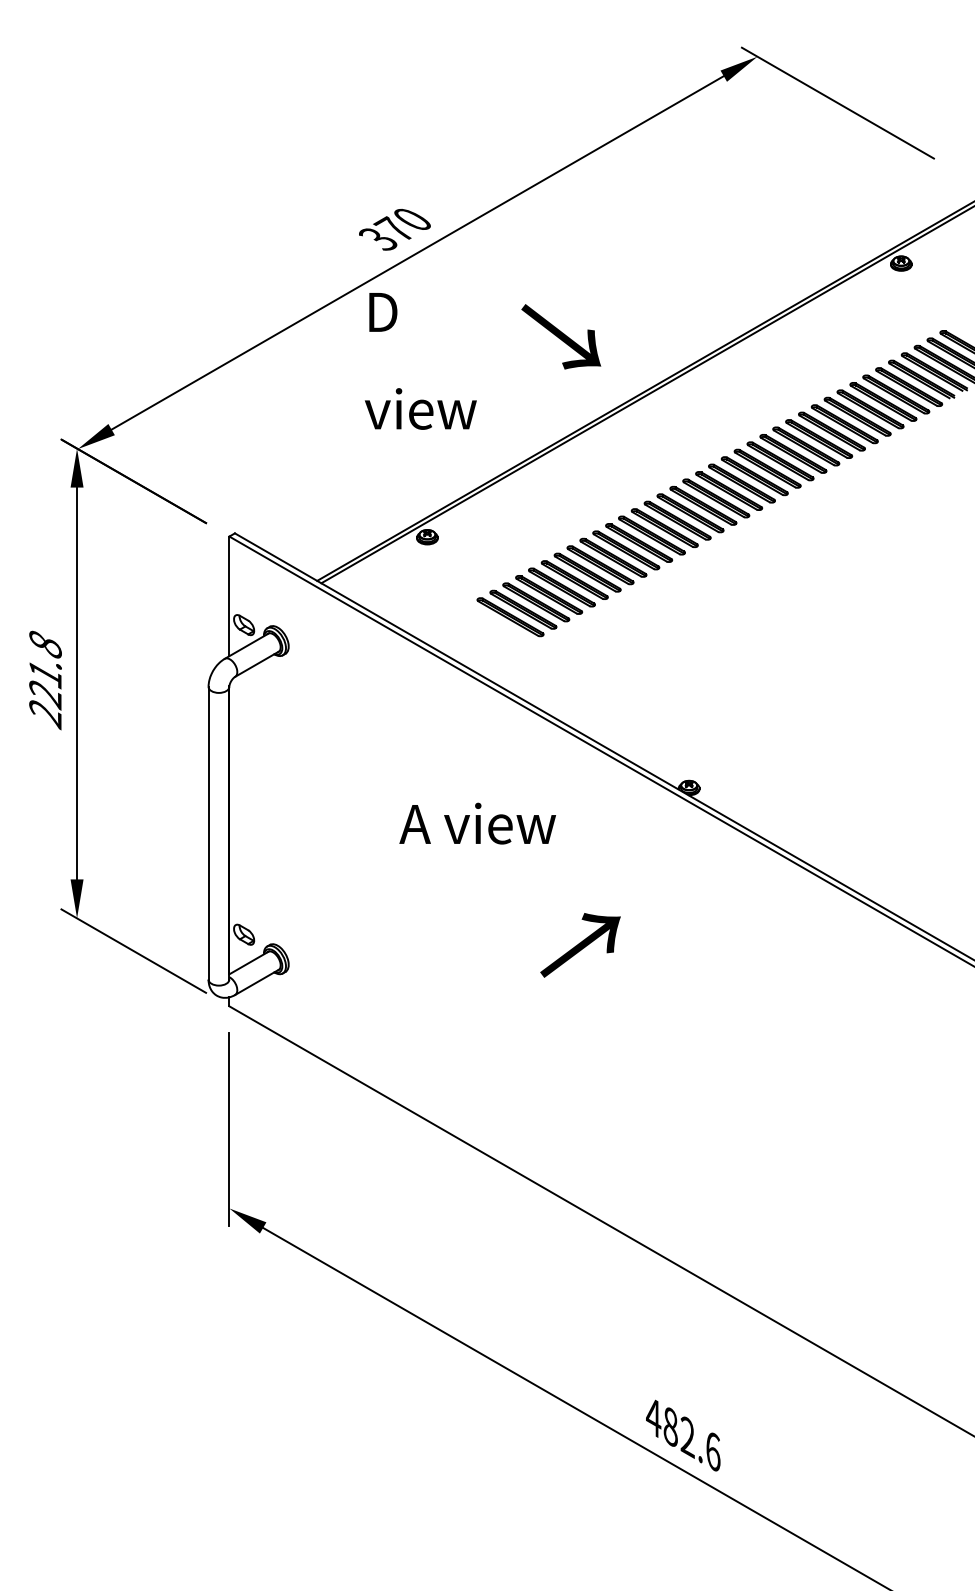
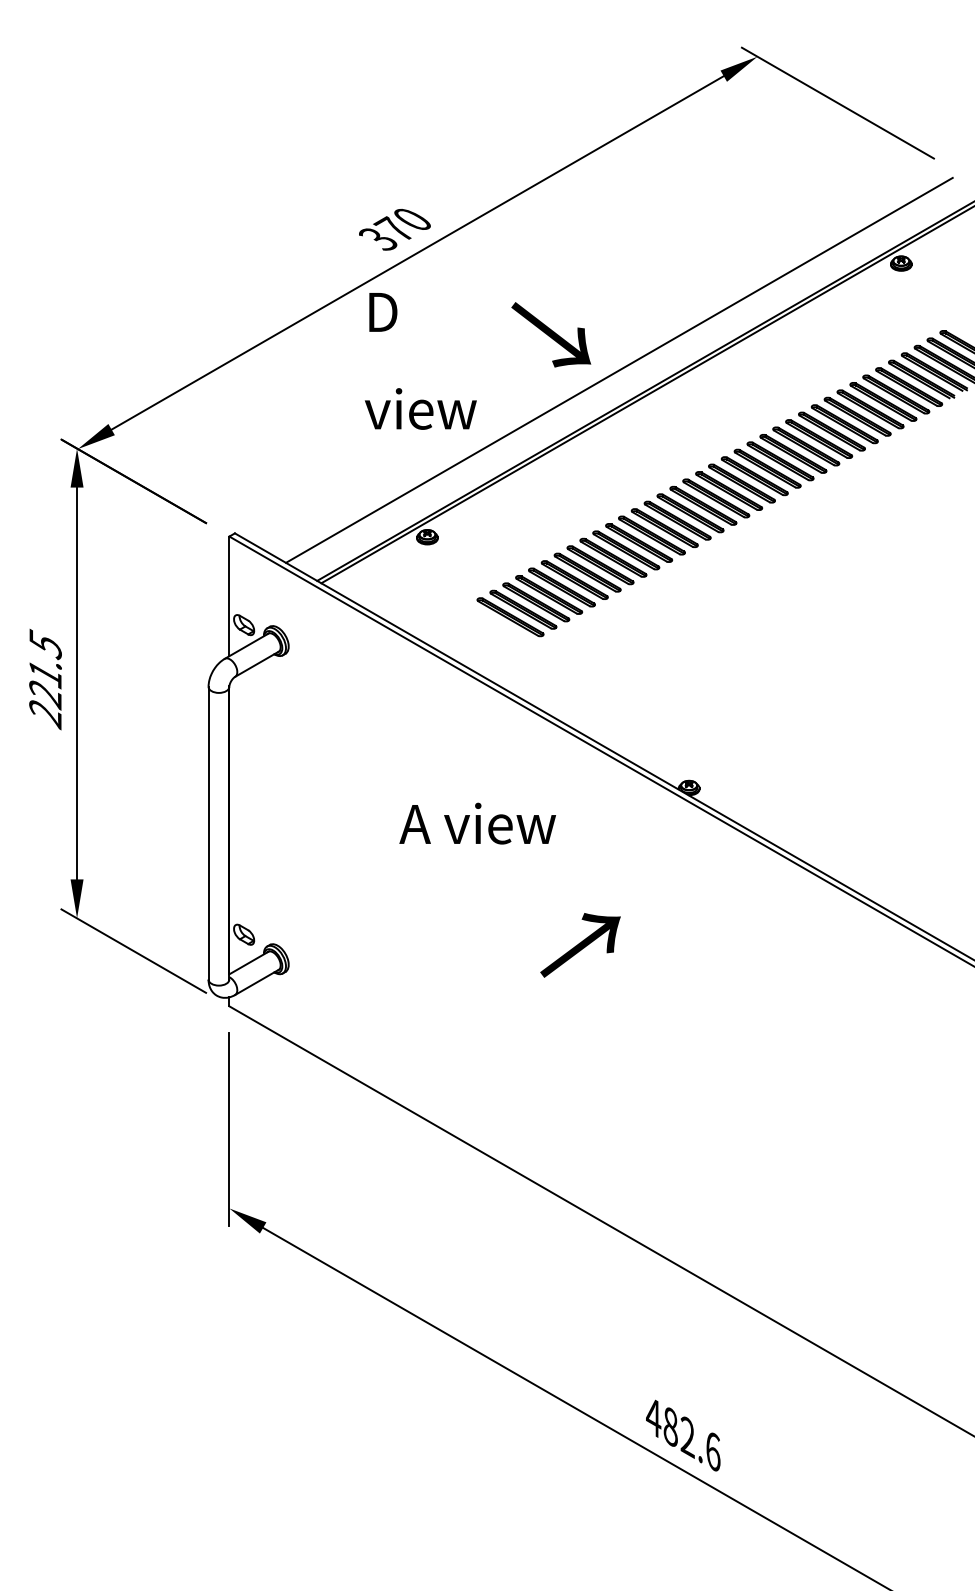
text position: (561, 336) -> (551, 334) (551, 334)
line: none -> present (619, 369)
text: 221.8 -> 221.5 (45, 644)
